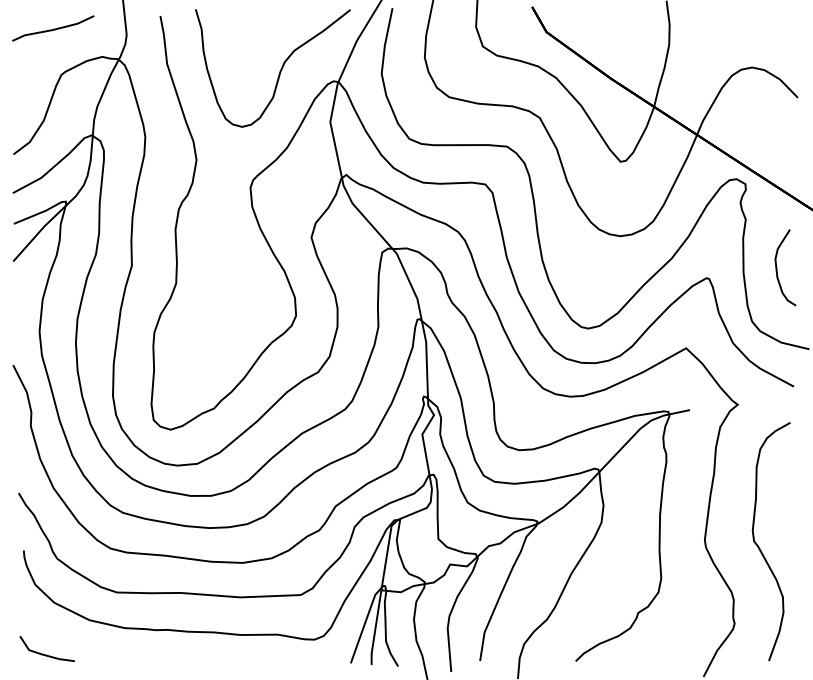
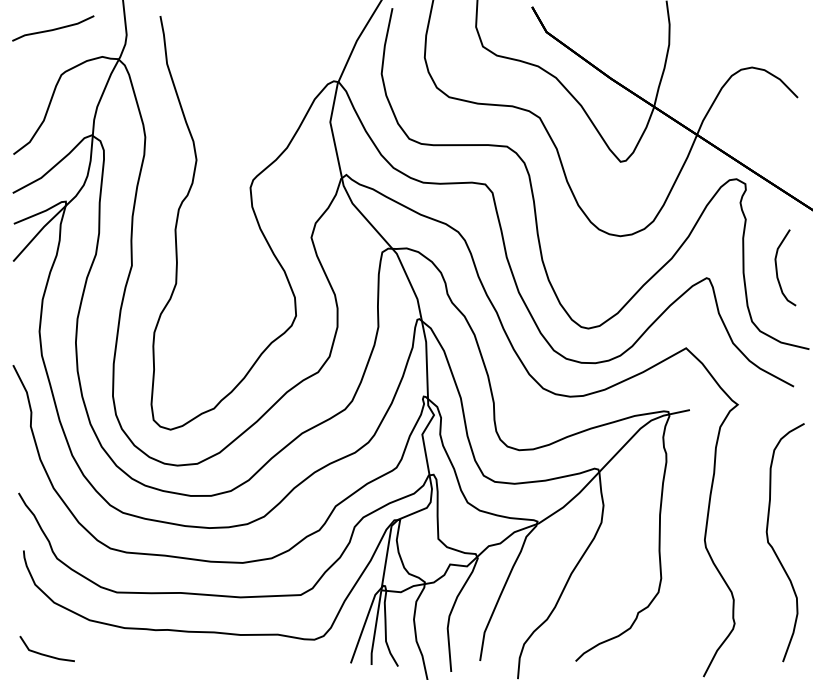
curve: present -> none (279, 71)
curve position: (759, 546) -> (773, 547) (773, 547)
